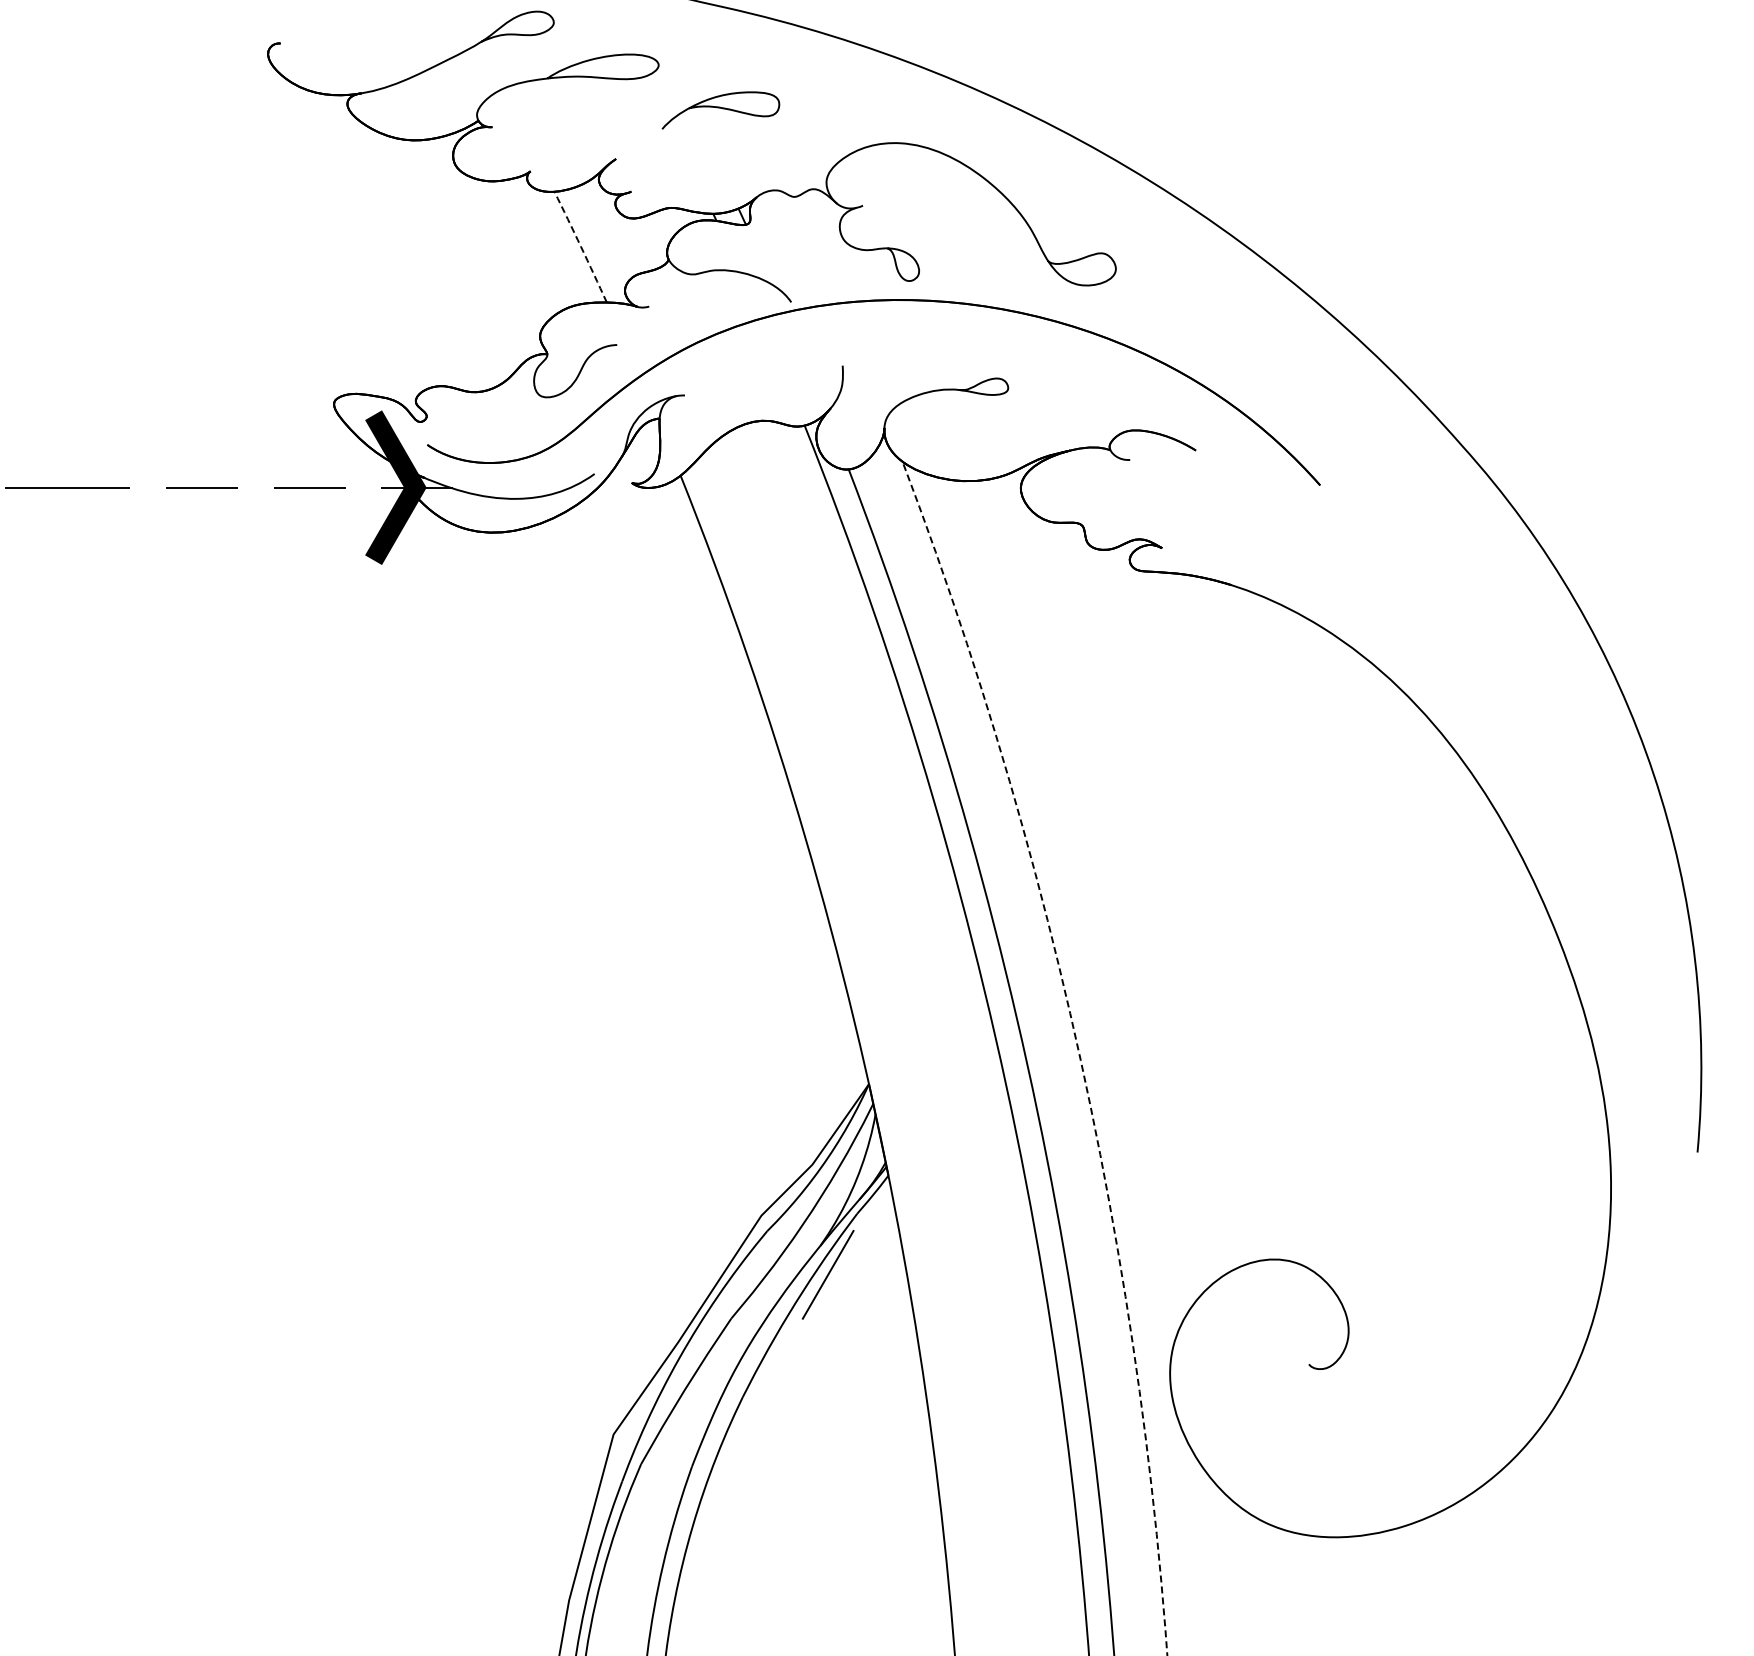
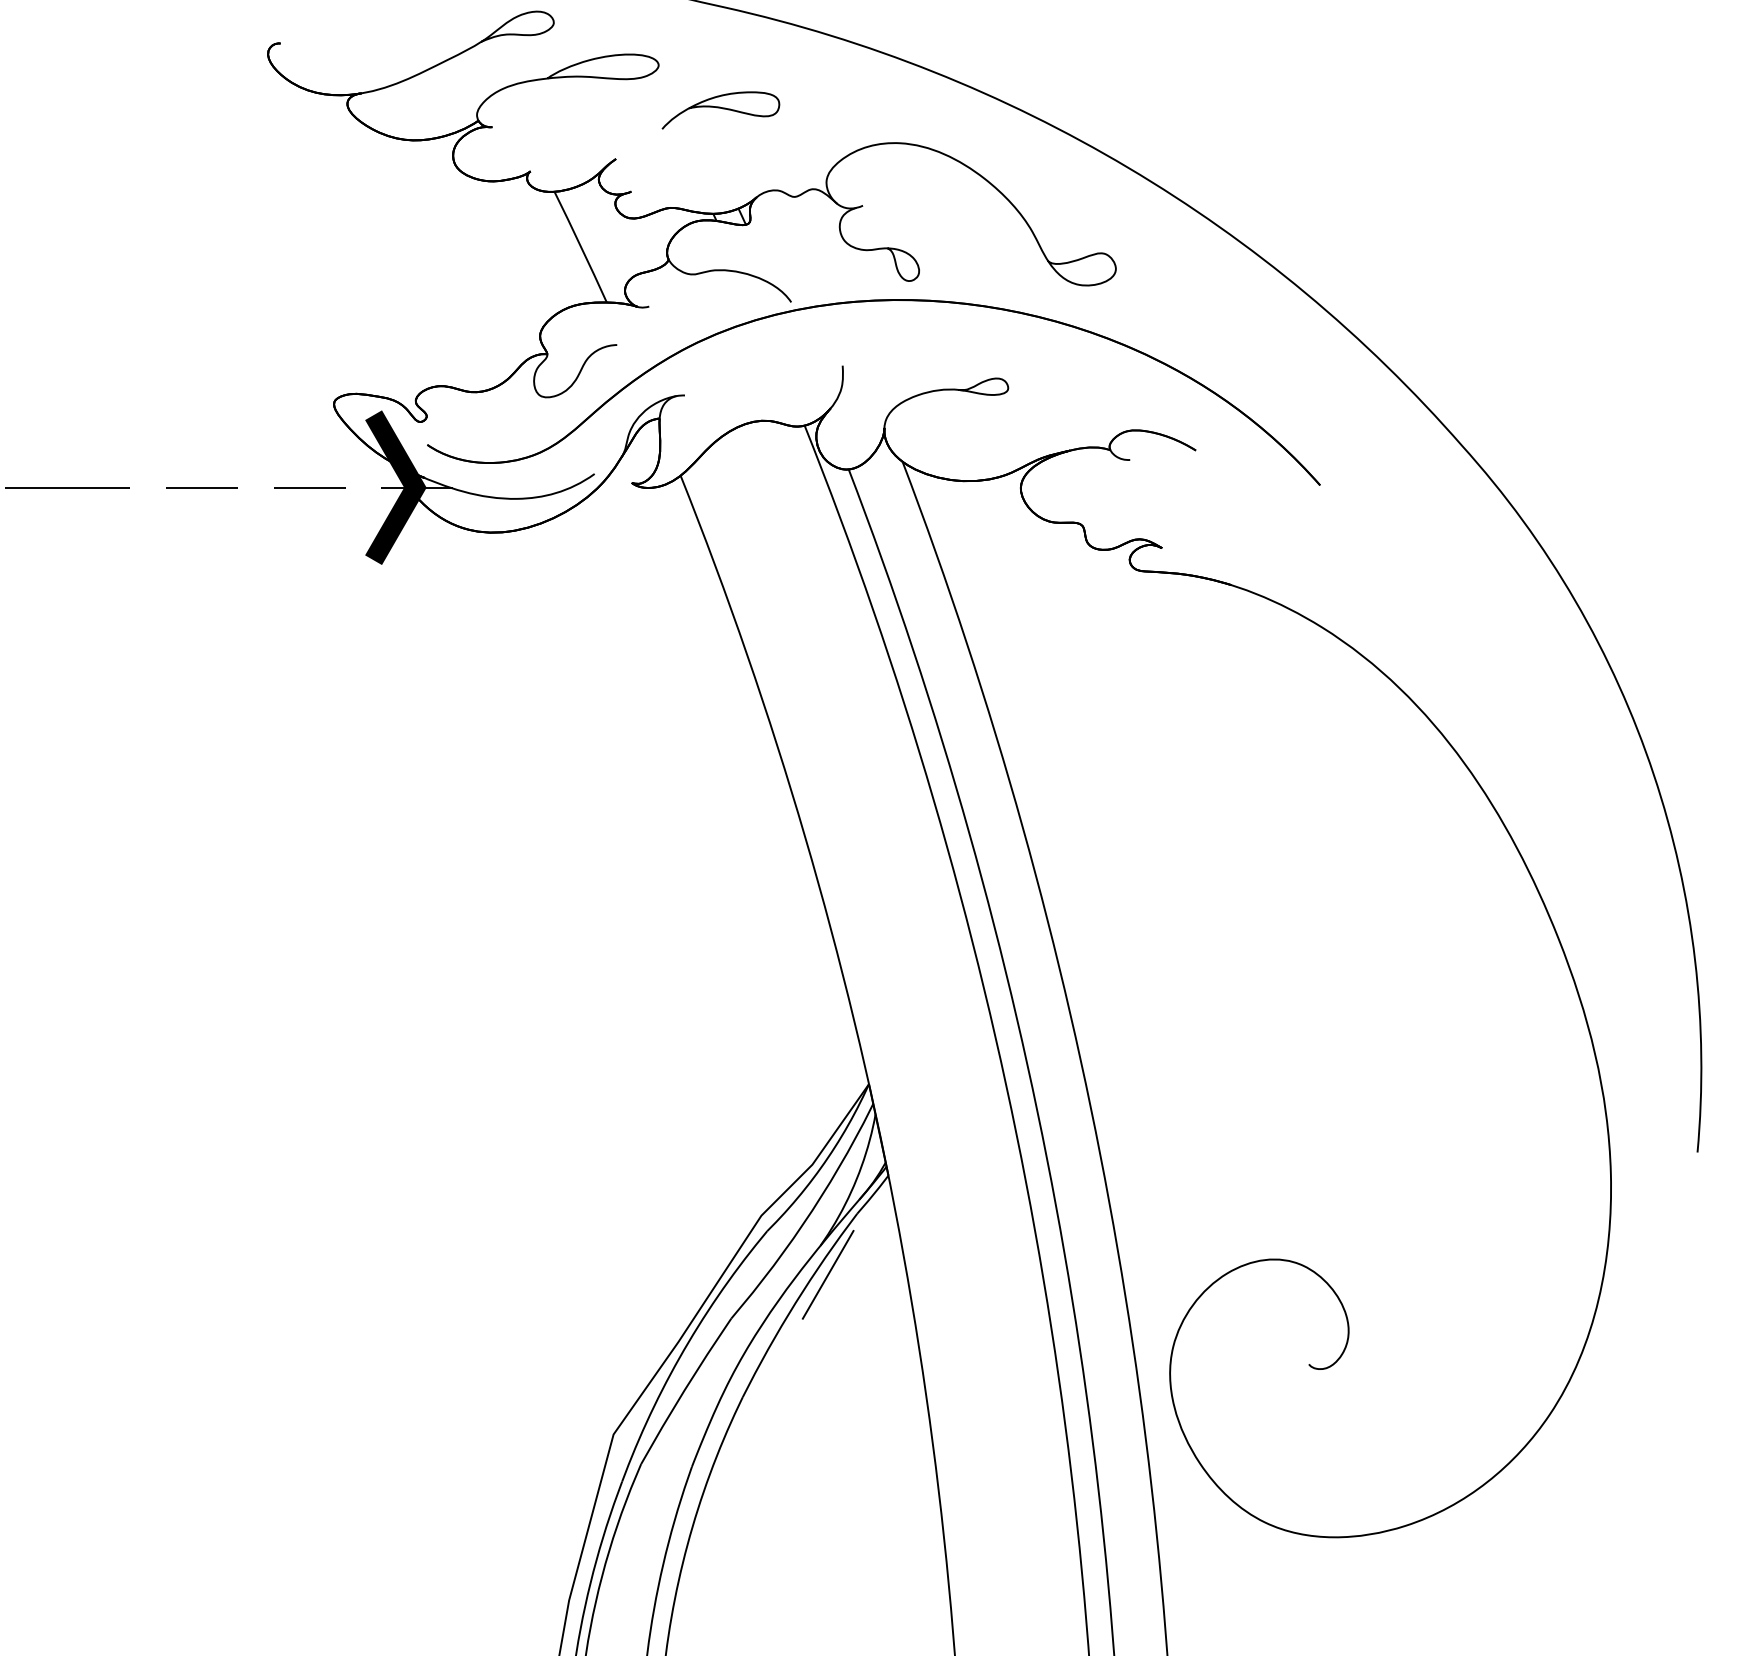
line: dashed -> solid (581, 246)
line: dashed -> solid (1078, 1049)
